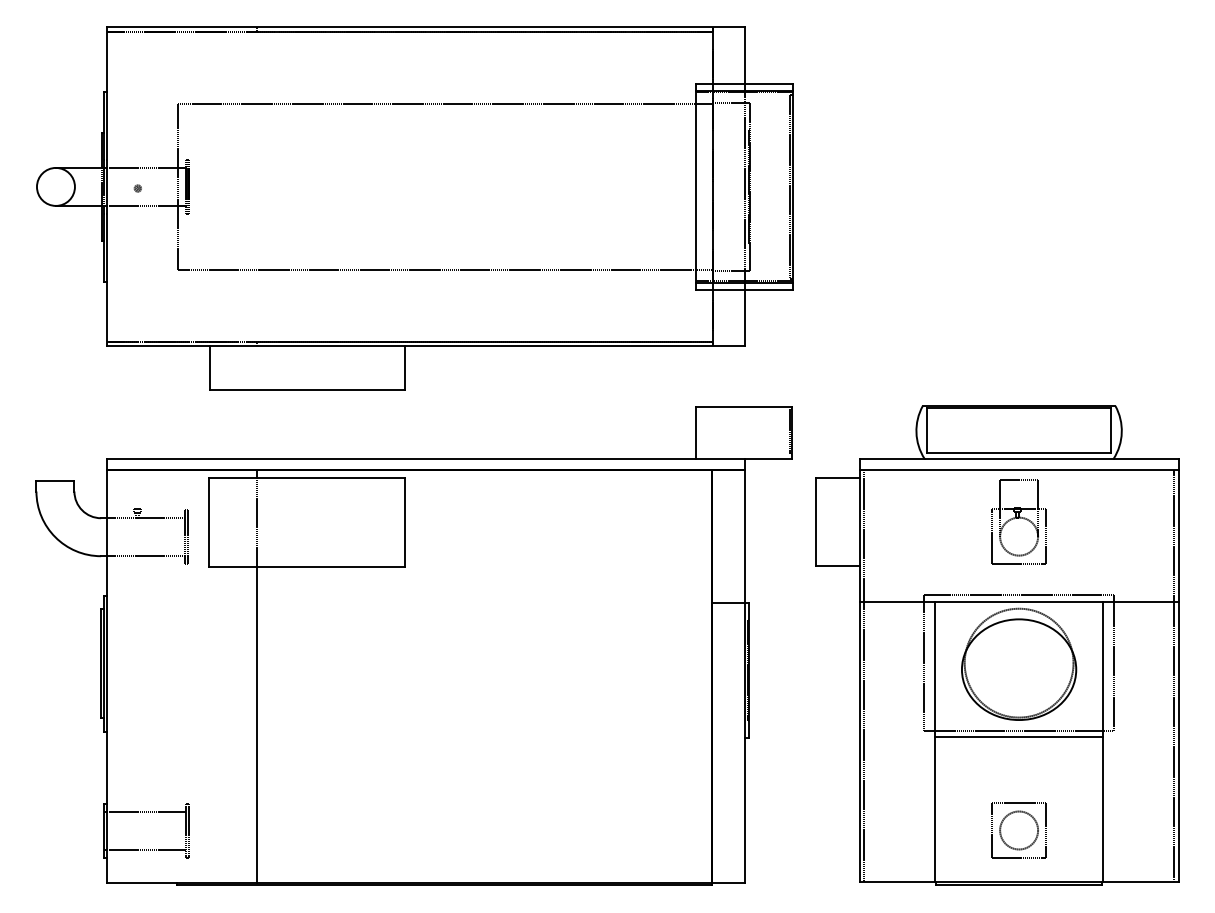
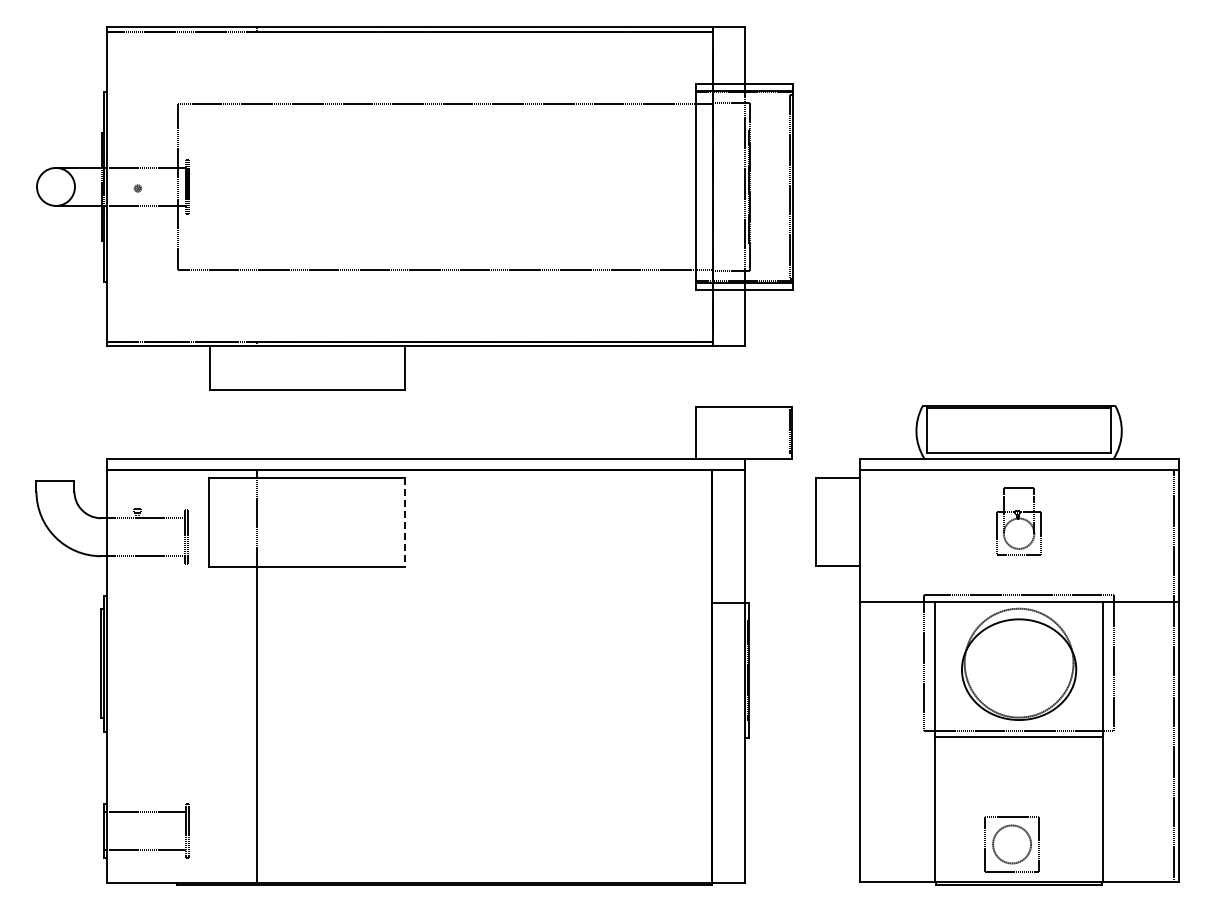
part size: 56x86 px -> 46x69 px (1018, 521)
line: solid -> dashed (404, 523)
line: present -> none (863, 675)
part position: (1018, 830) -> (1011, 844) (1011, 844)
